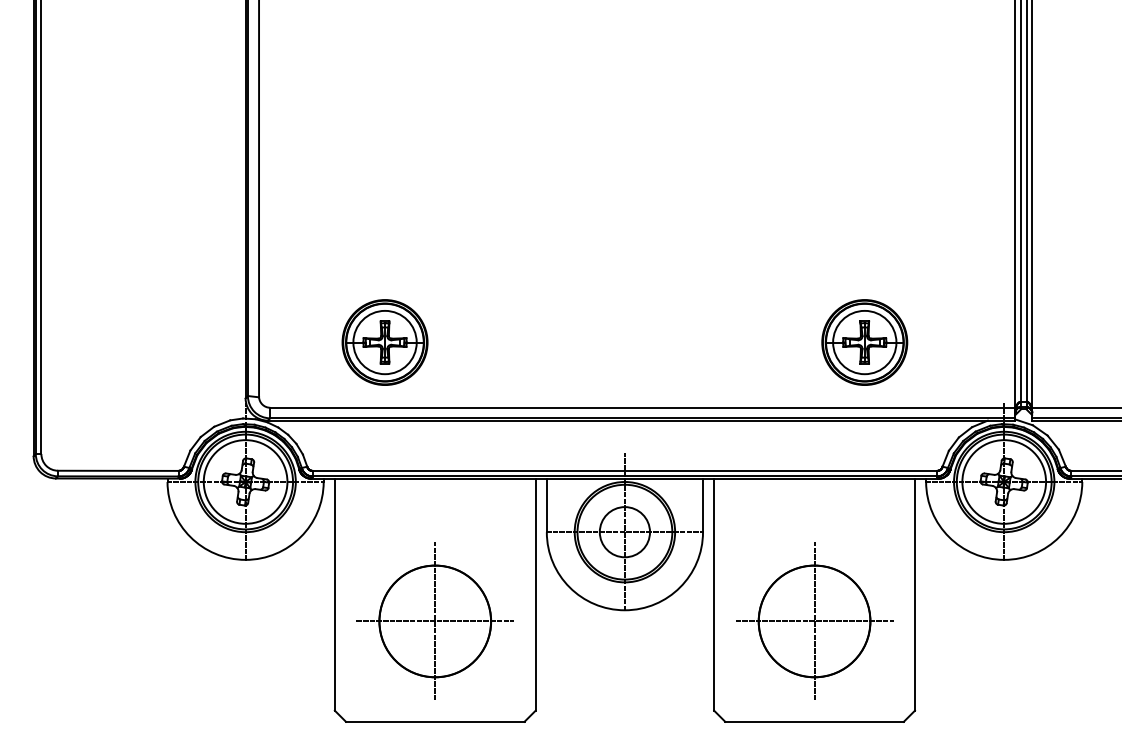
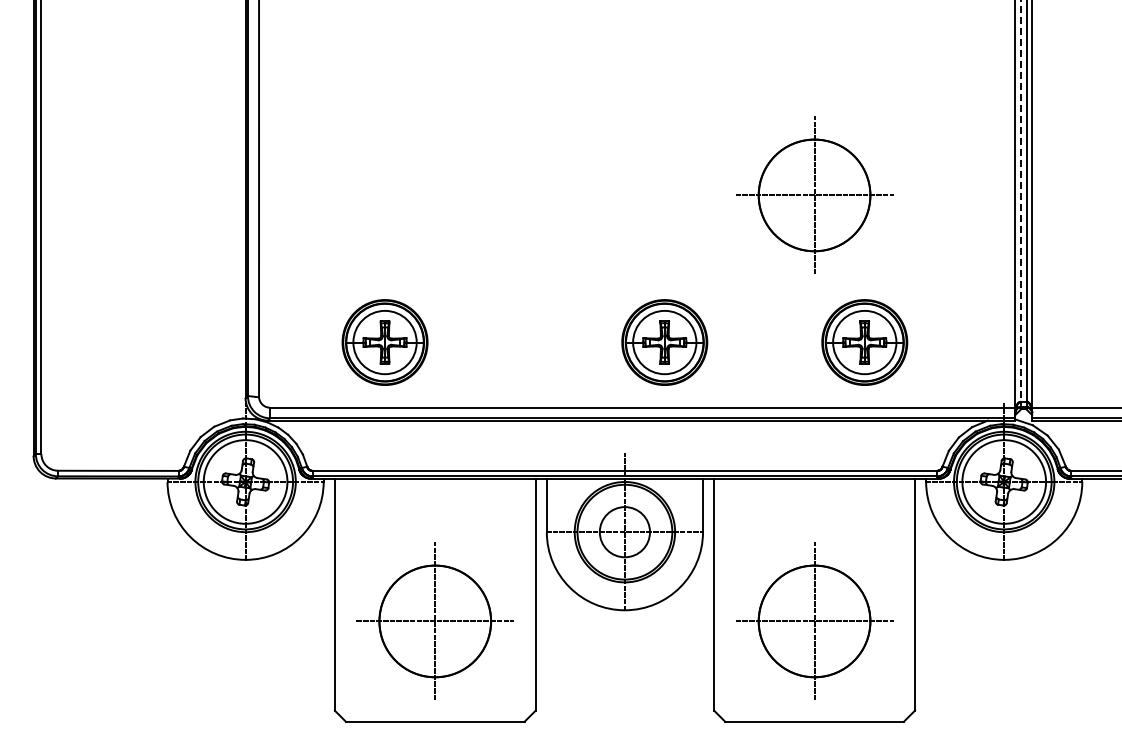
part: none -> present (814, 194)
line: solid -> dashed (1020, 204)
part: none -> present (664, 342)
